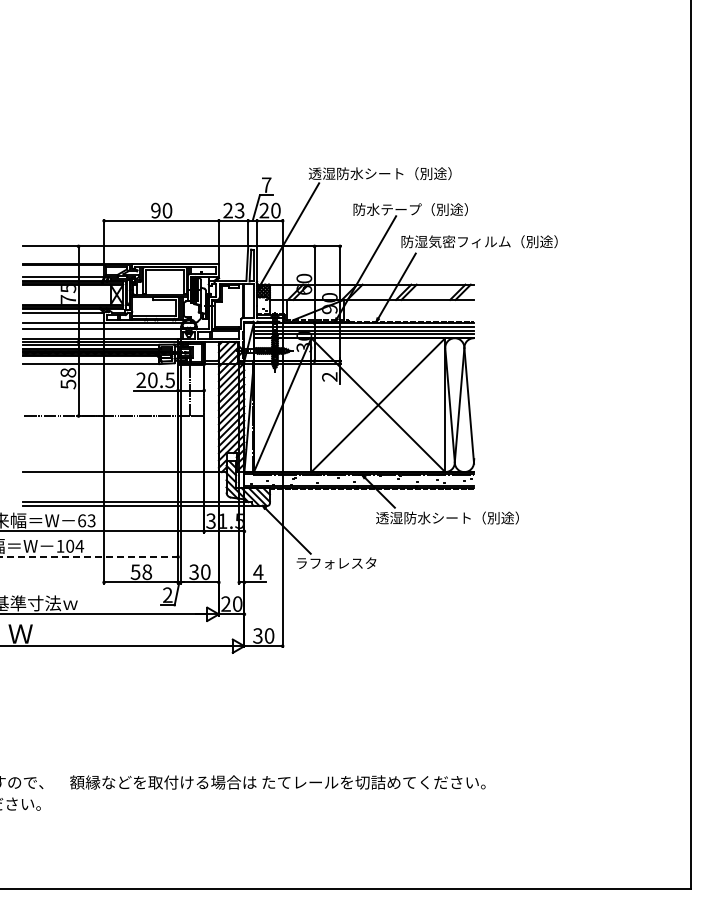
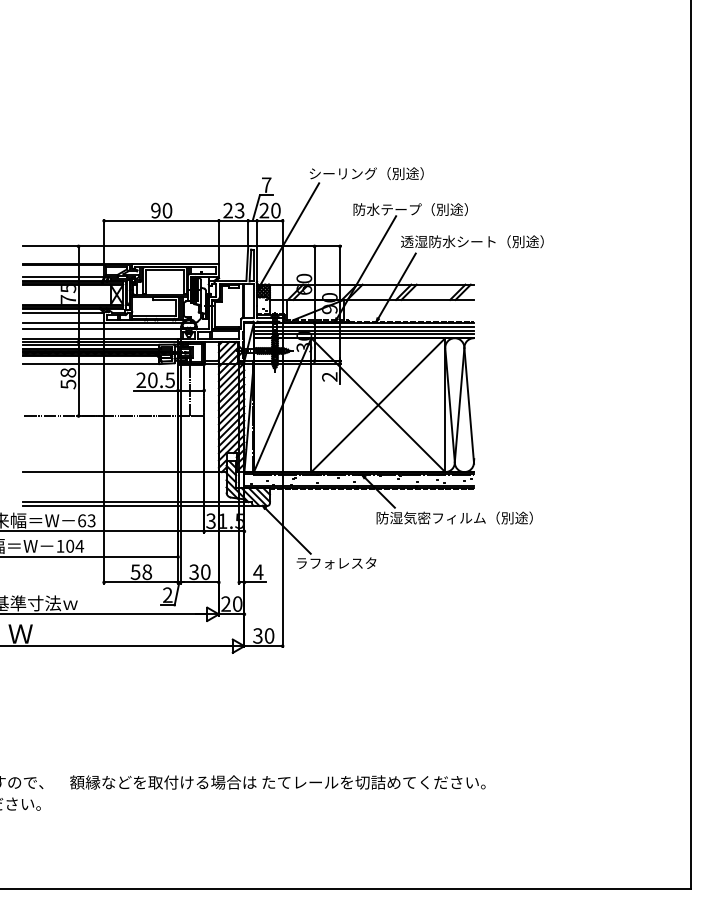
text: 透湿防水シート（別途） -> シーリング（別途） (379, 173)
text: 防湿気密フィルム（別途） -> 透湿防水シート（別途） (479, 241)
text: 透湿防水シート（別途） -> 防湿気密フィルム（別途） (454, 517)
line: dashed -> solid (89, 556)
